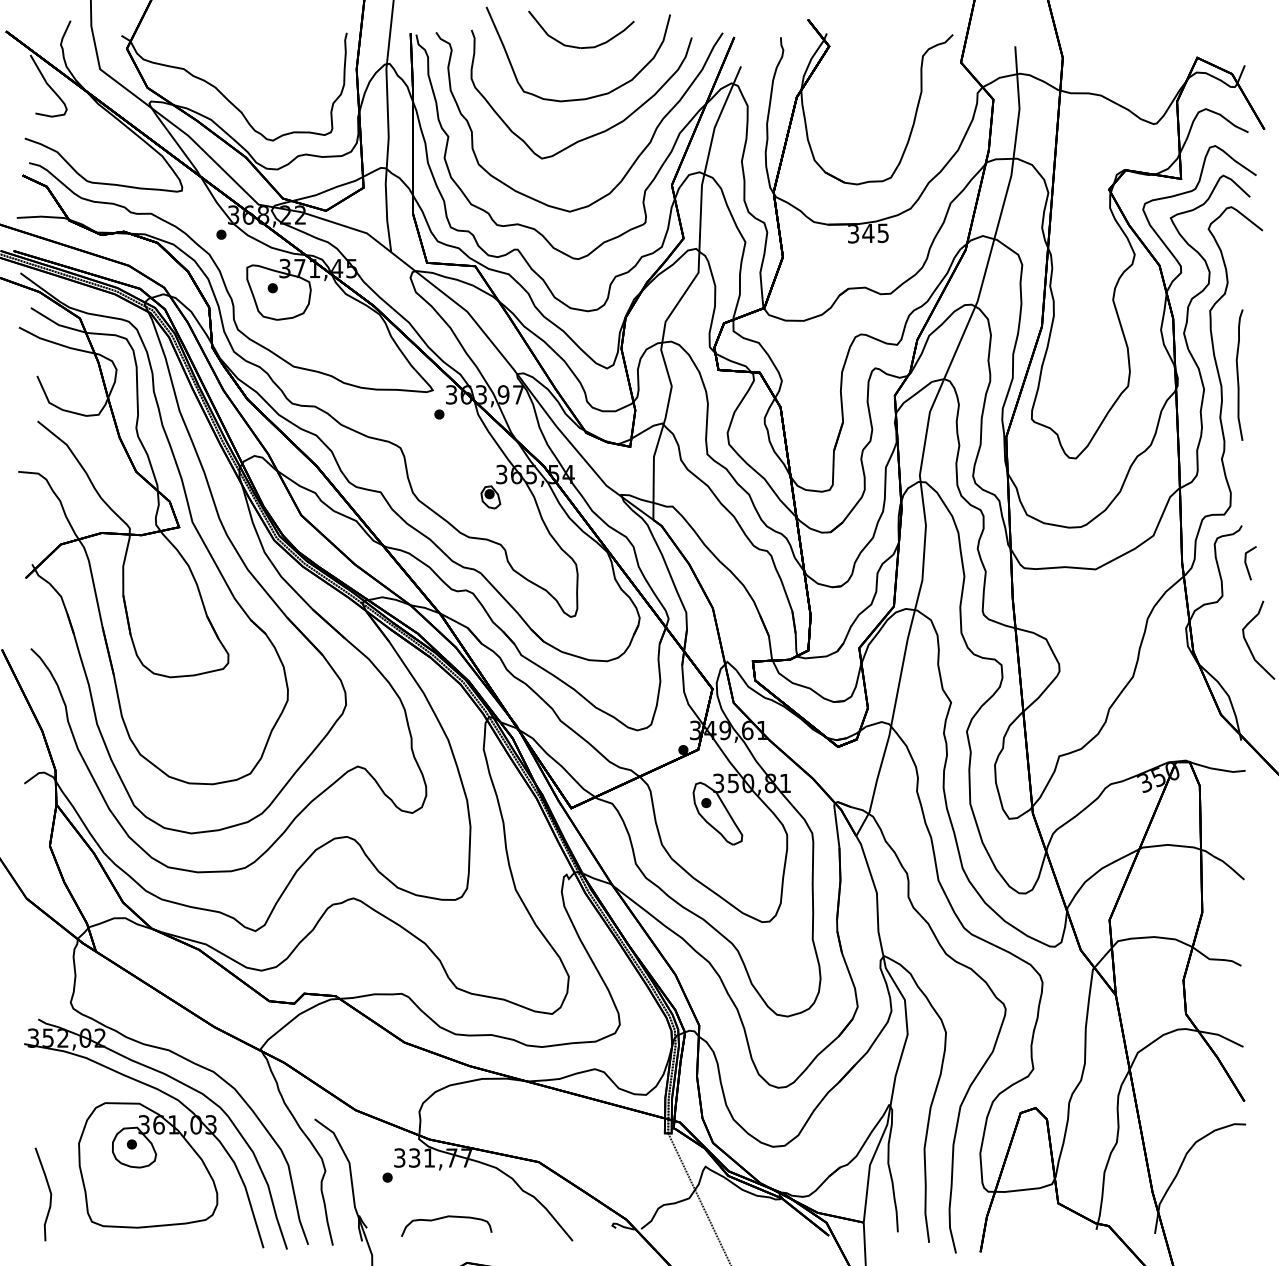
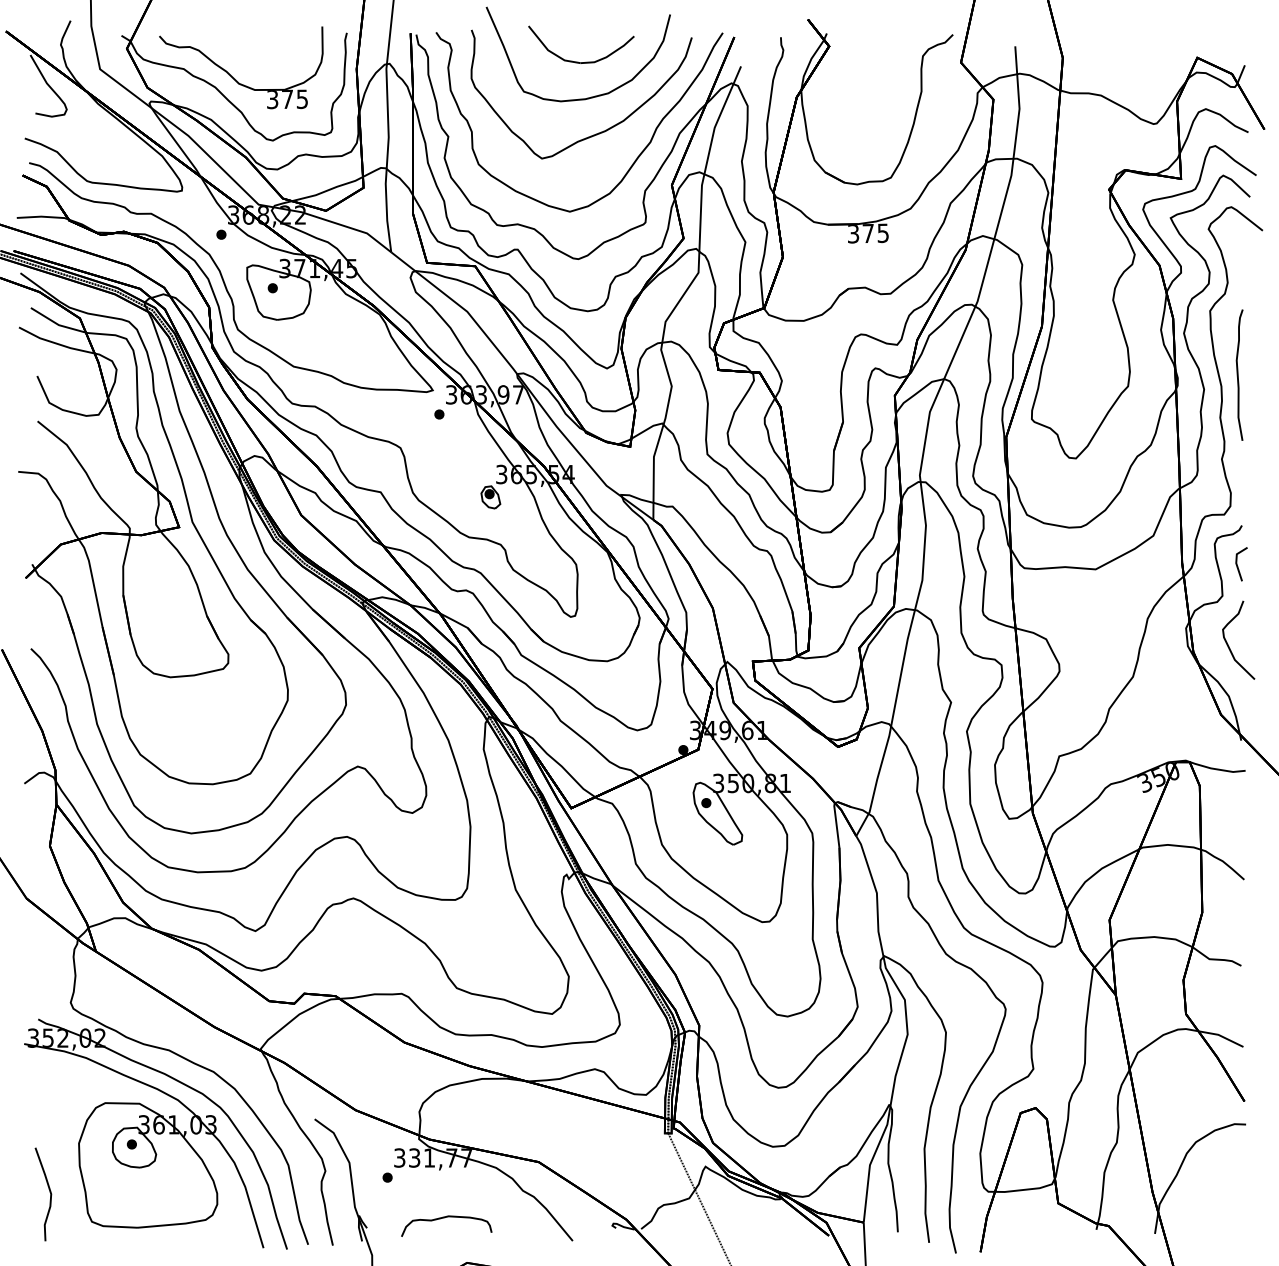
part position: (578, 46) -> (578, 61) (578, 61)
part: none -> present (232, 76)
text: 345 -> 375 (868, 233)
line position: (1247, 565) -> (1238, 566) (1238, 566)
curve position: (1248, 644) -> (1228, 644) (1228, 644)
